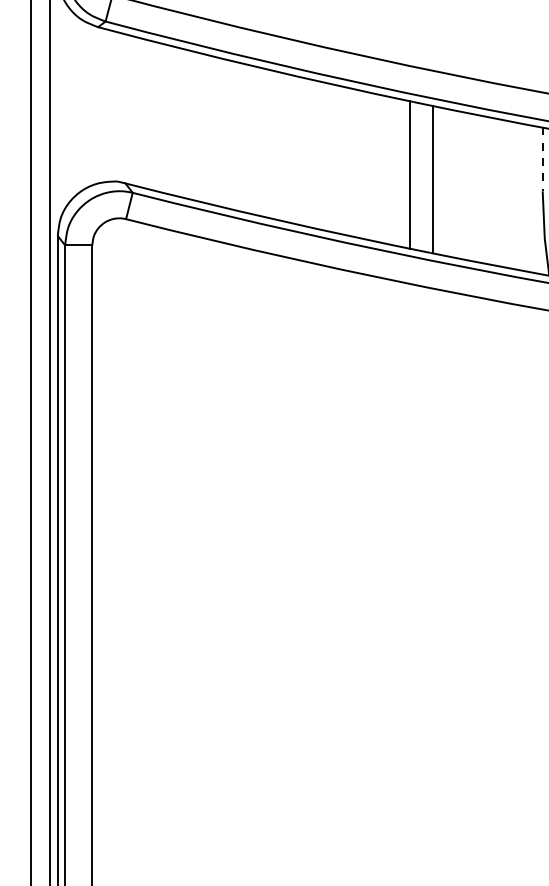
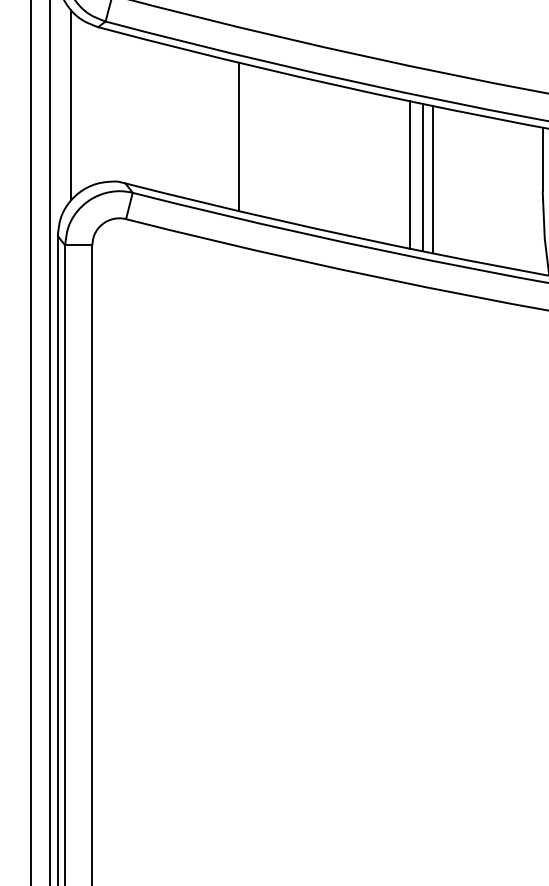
line: none -> present (71, 104)
line: none -> present (239, 136)
line: dashed -> solid (542, 159)
line: none -> present (423, 177)
